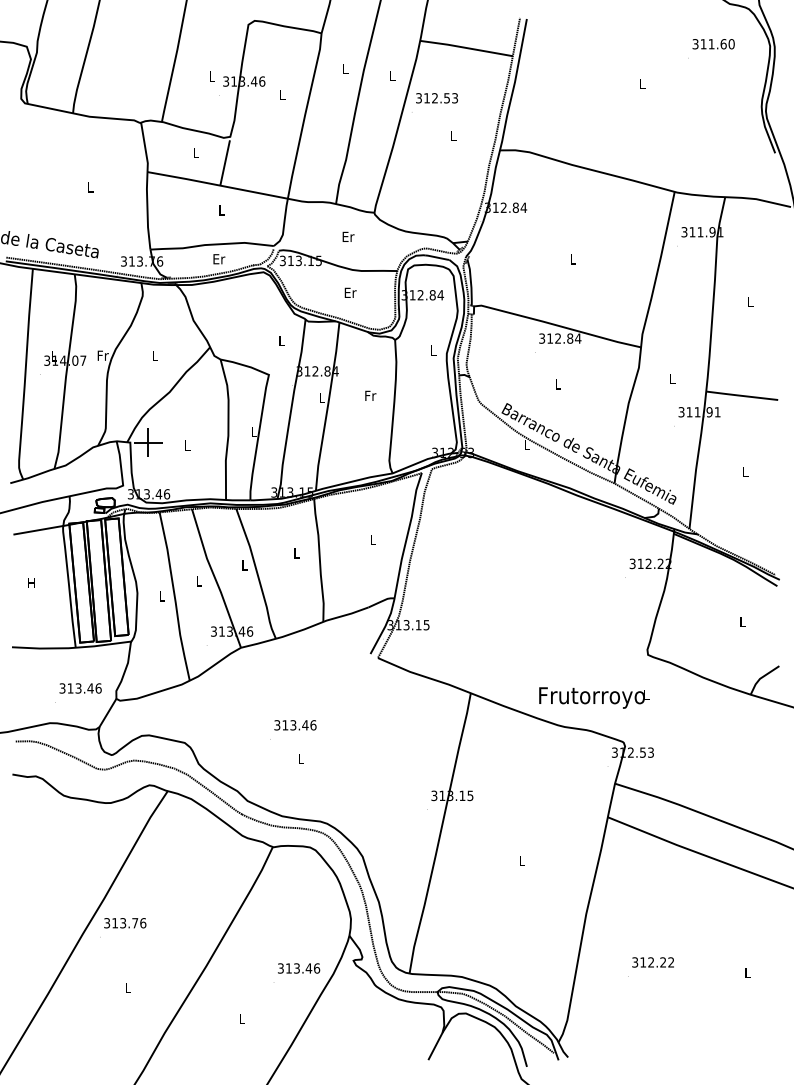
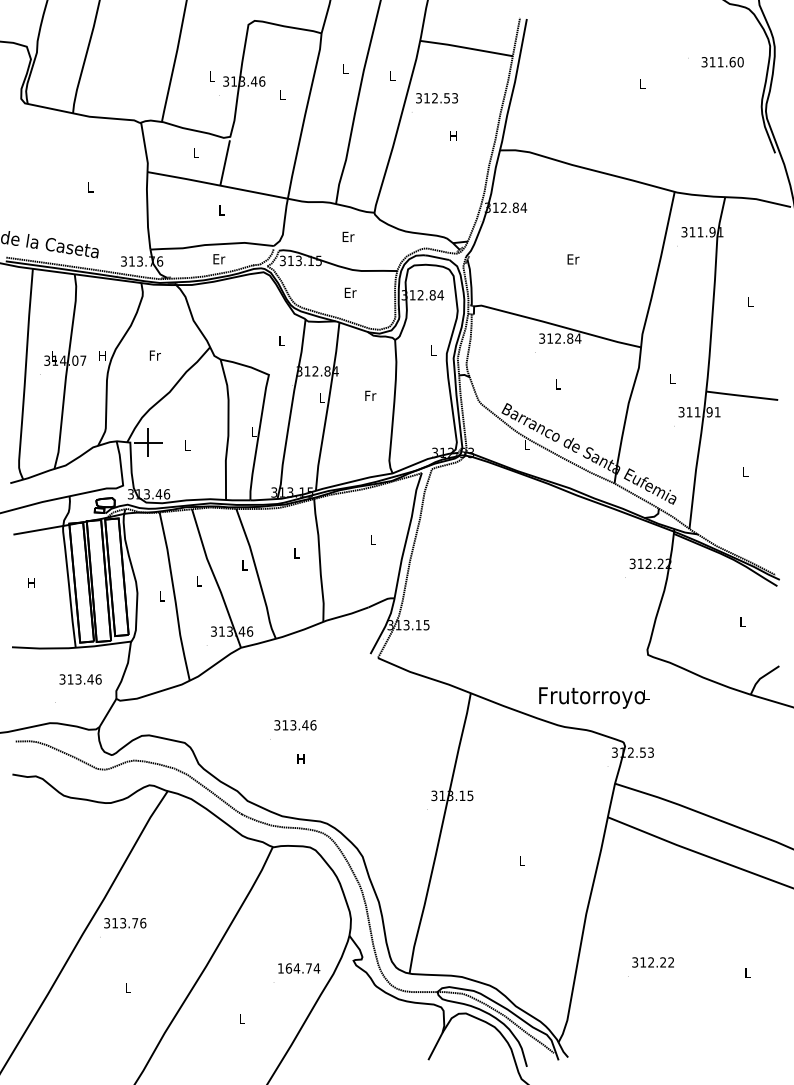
text position: (713, 44) -> (722, 62) (722, 62)
text: L -> H (453, 135)
text: L -> Er (573, 259)
text: Fr -> H (102, 355)
text: L -> Fr (154, 355)
text position: (80, 688) -> (80, 679) (80, 679)
text: L -> H (300, 758)
text: 313.46 -> 164.74 (298, 968)
